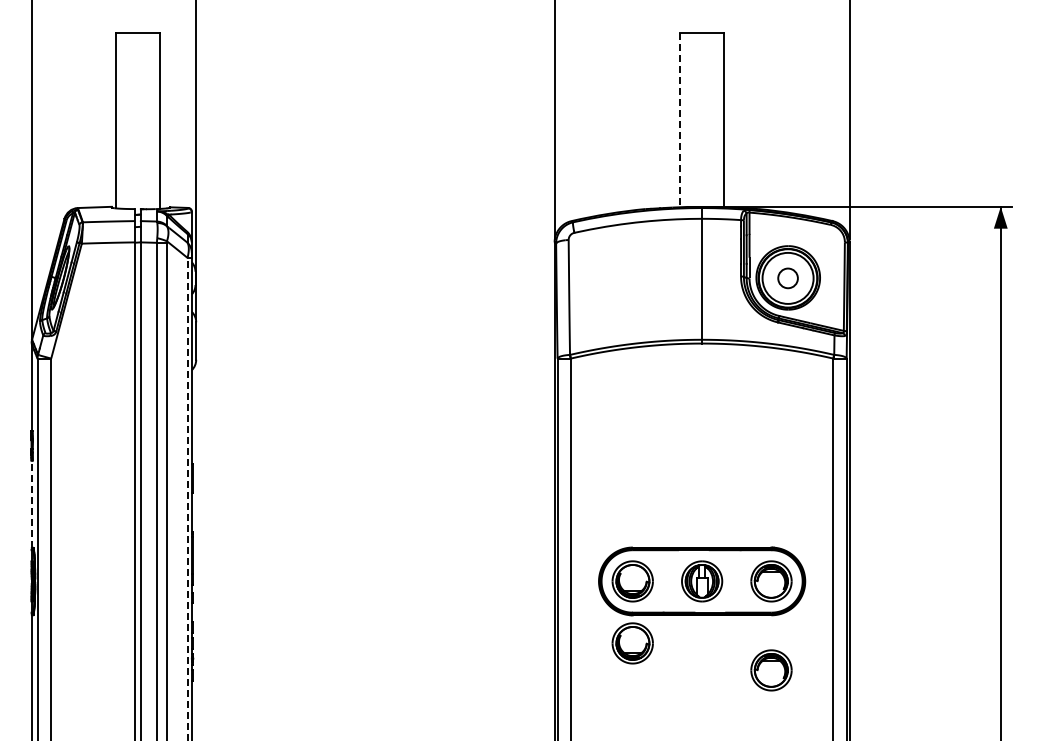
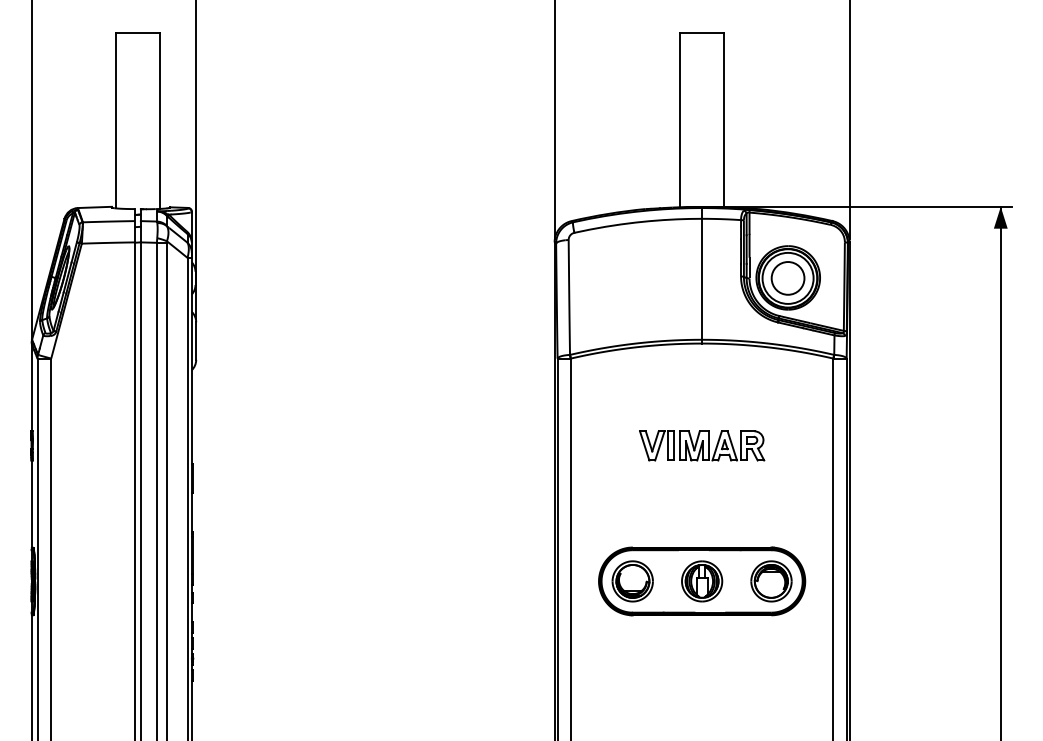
line: dashed -> solid (680, 120)
circle diameter: 20 px -> 33 px (787, 278)
part: none -> present (702, 445)
line: dashed -> solid (187, 498)
line: dashed -> solid (31, 504)
part: present -> none (632, 643)
part: present -> none (771, 670)
